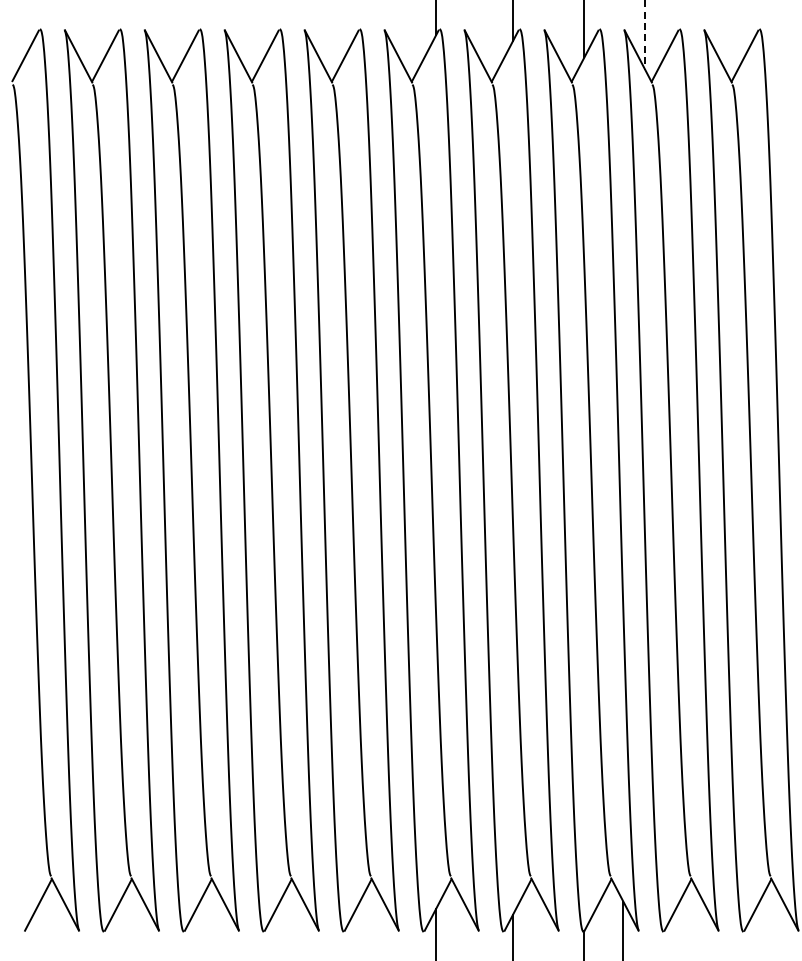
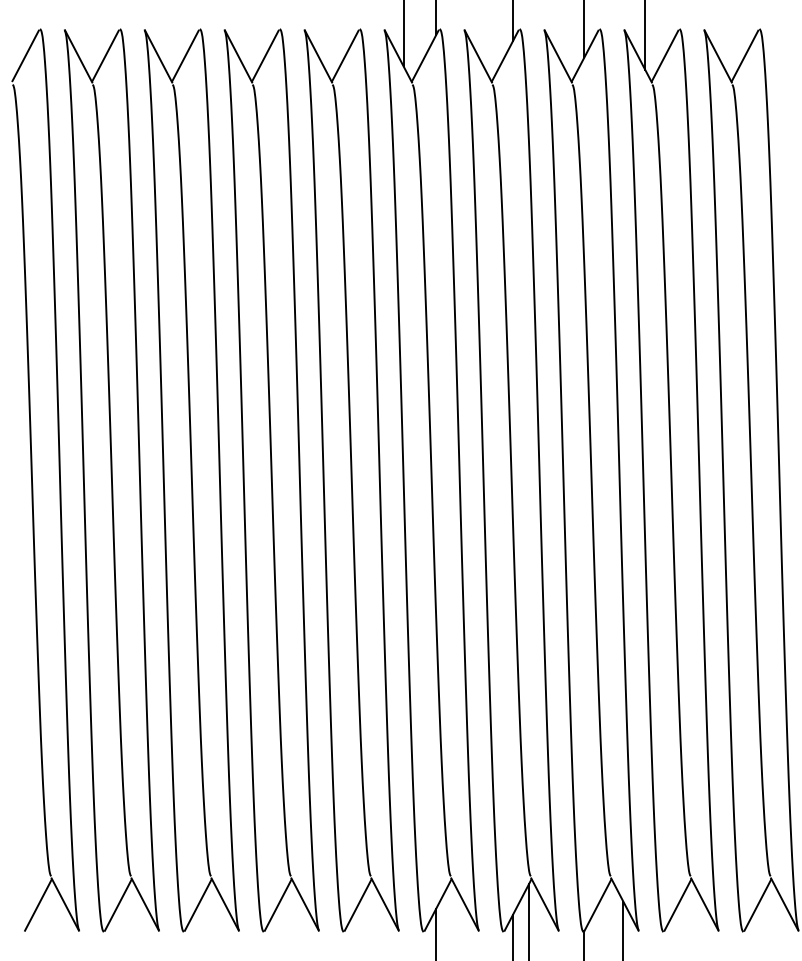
line: none -> present (403, 34)
line: dashed -> solid (645, 35)
line: none -> present (529, 920)
